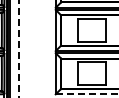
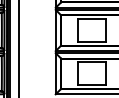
line: dashed -> solid (18, 49)
line: dashed -> solid (87, 94)
